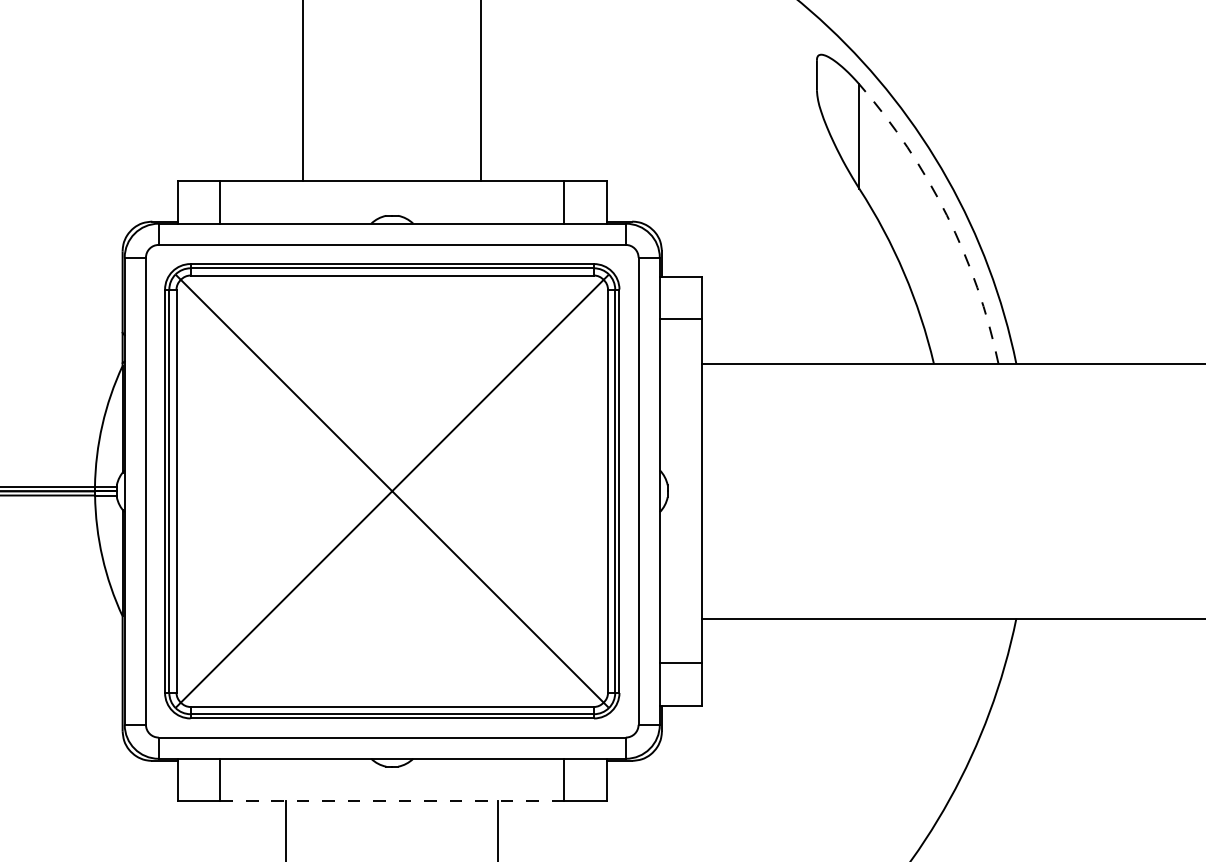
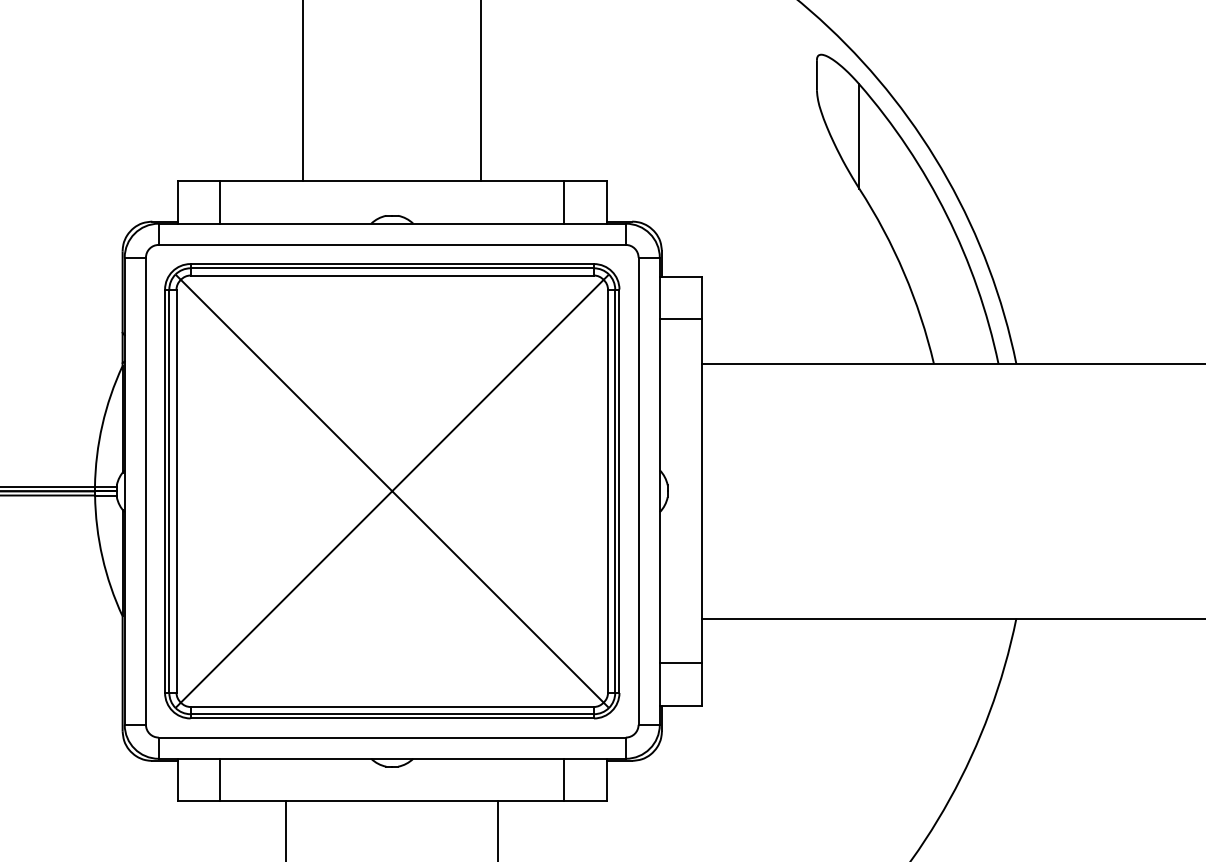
arc: dashed -> solid (946, 215)
line: dashed -> solid (392, 801)
